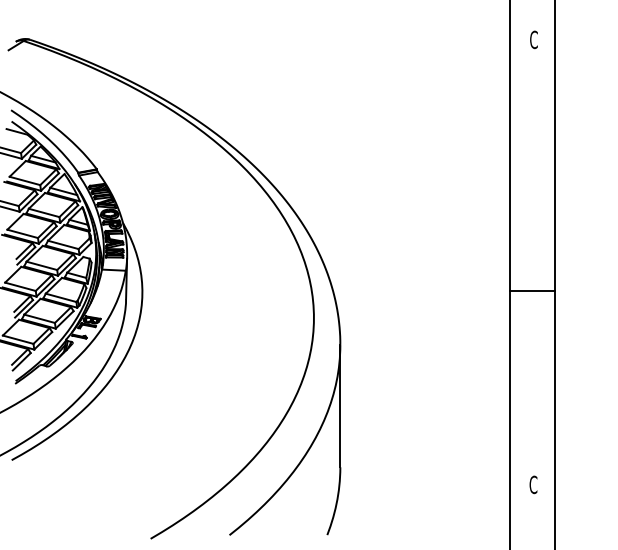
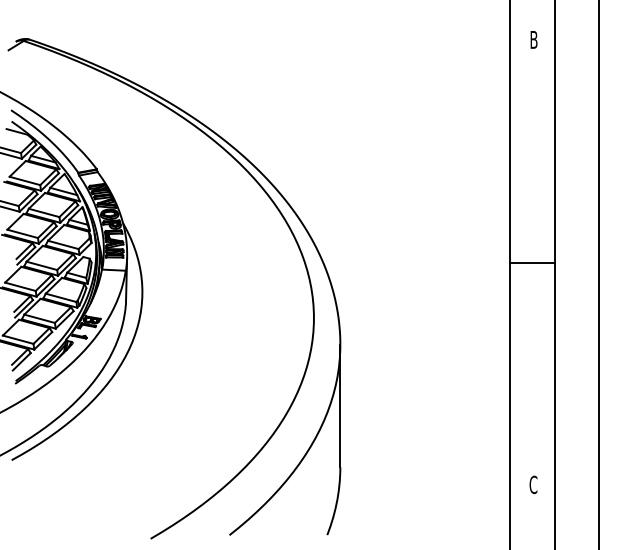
text: C -> B (533, 39)
line: none -> present (599, 274)
line position: (532, 291) -> (532, 263) (532, 263)
